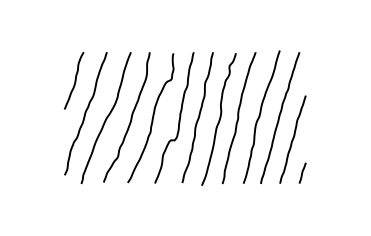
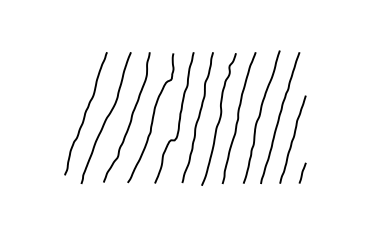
curve: present -> none (74, 80)
